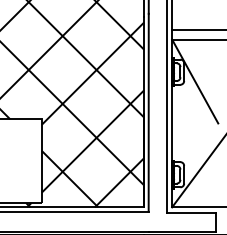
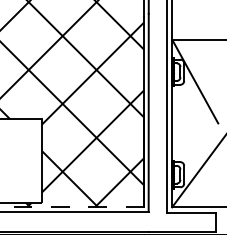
line: present -> none (197, 30)
line: solid -> dashed (72, 207)
